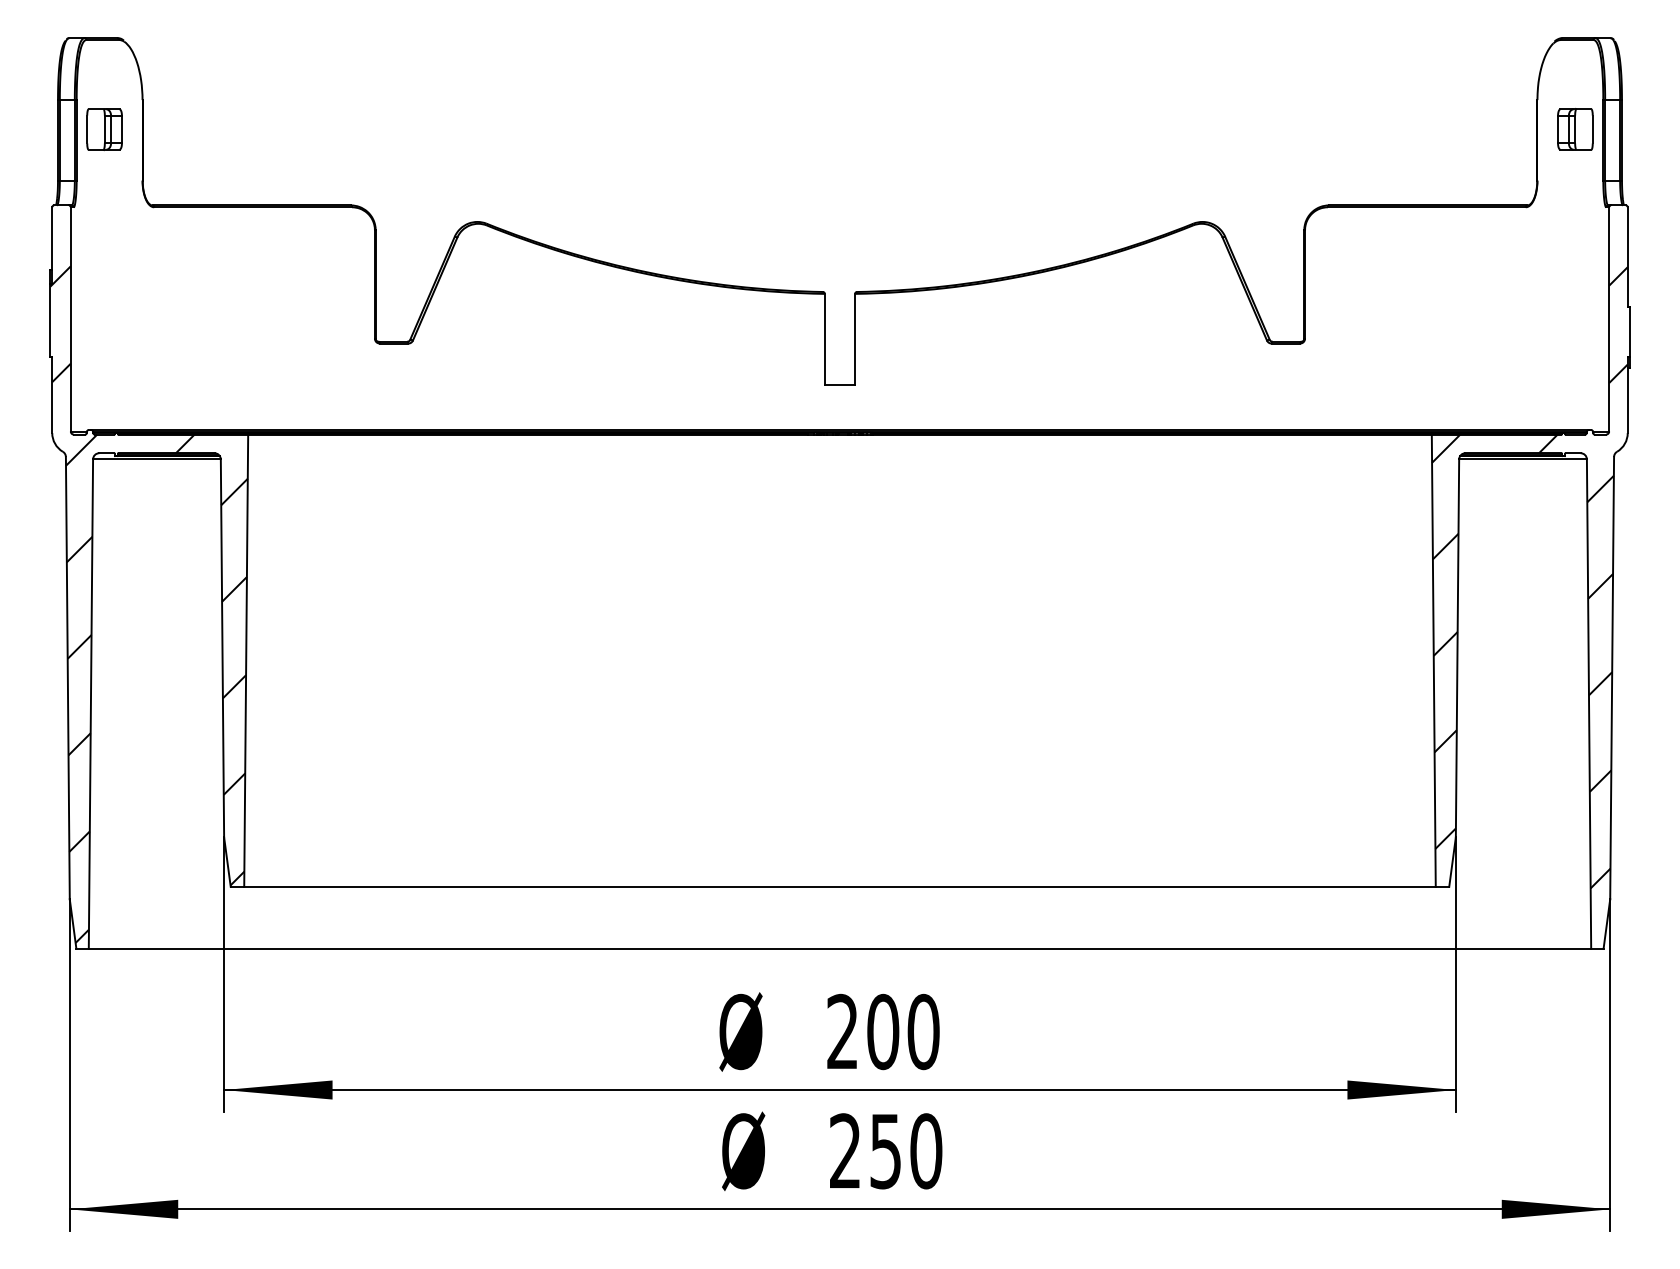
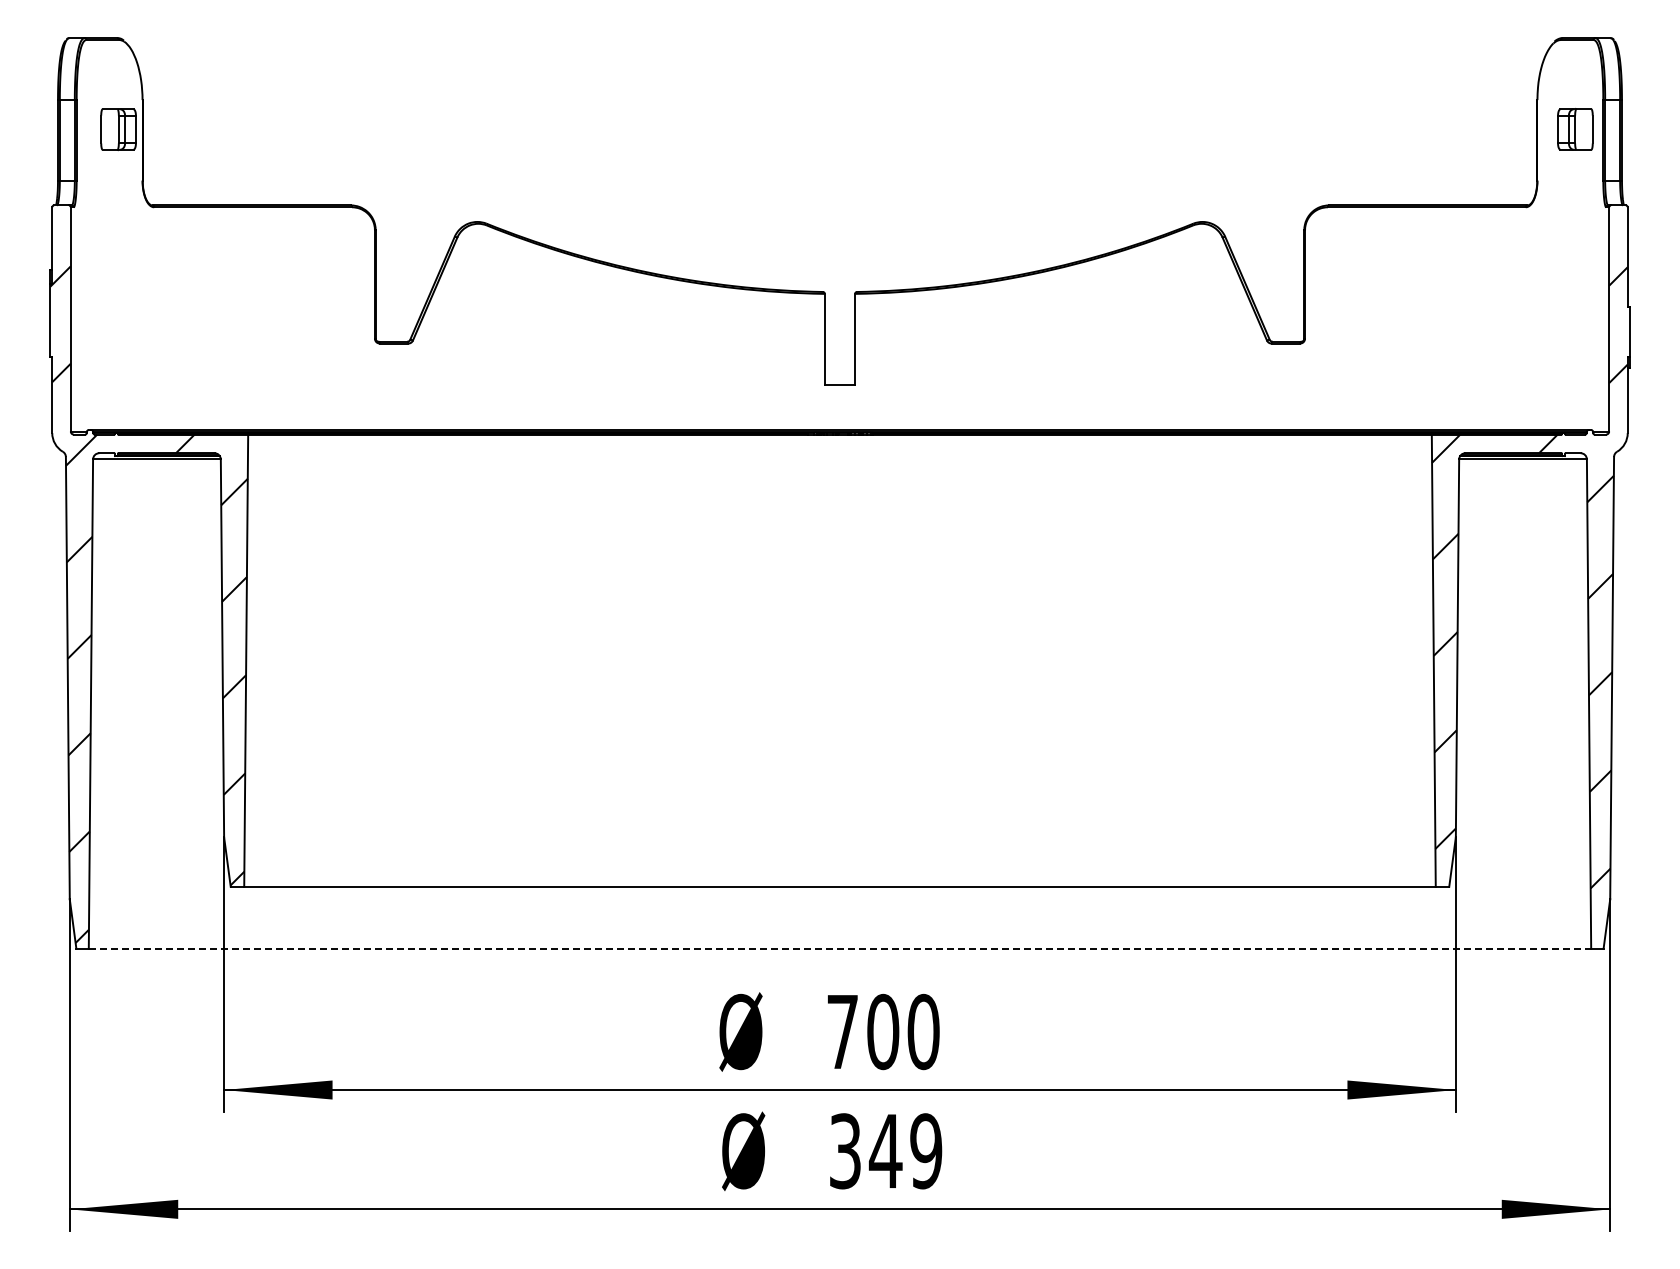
part position: (104, 129) -> (118, 129) (118, 129)
line: solid -> dashed (840, 948)
text: 200 -> 700 (842, 1030)
text: 250 -> 349 (886, 1151)
